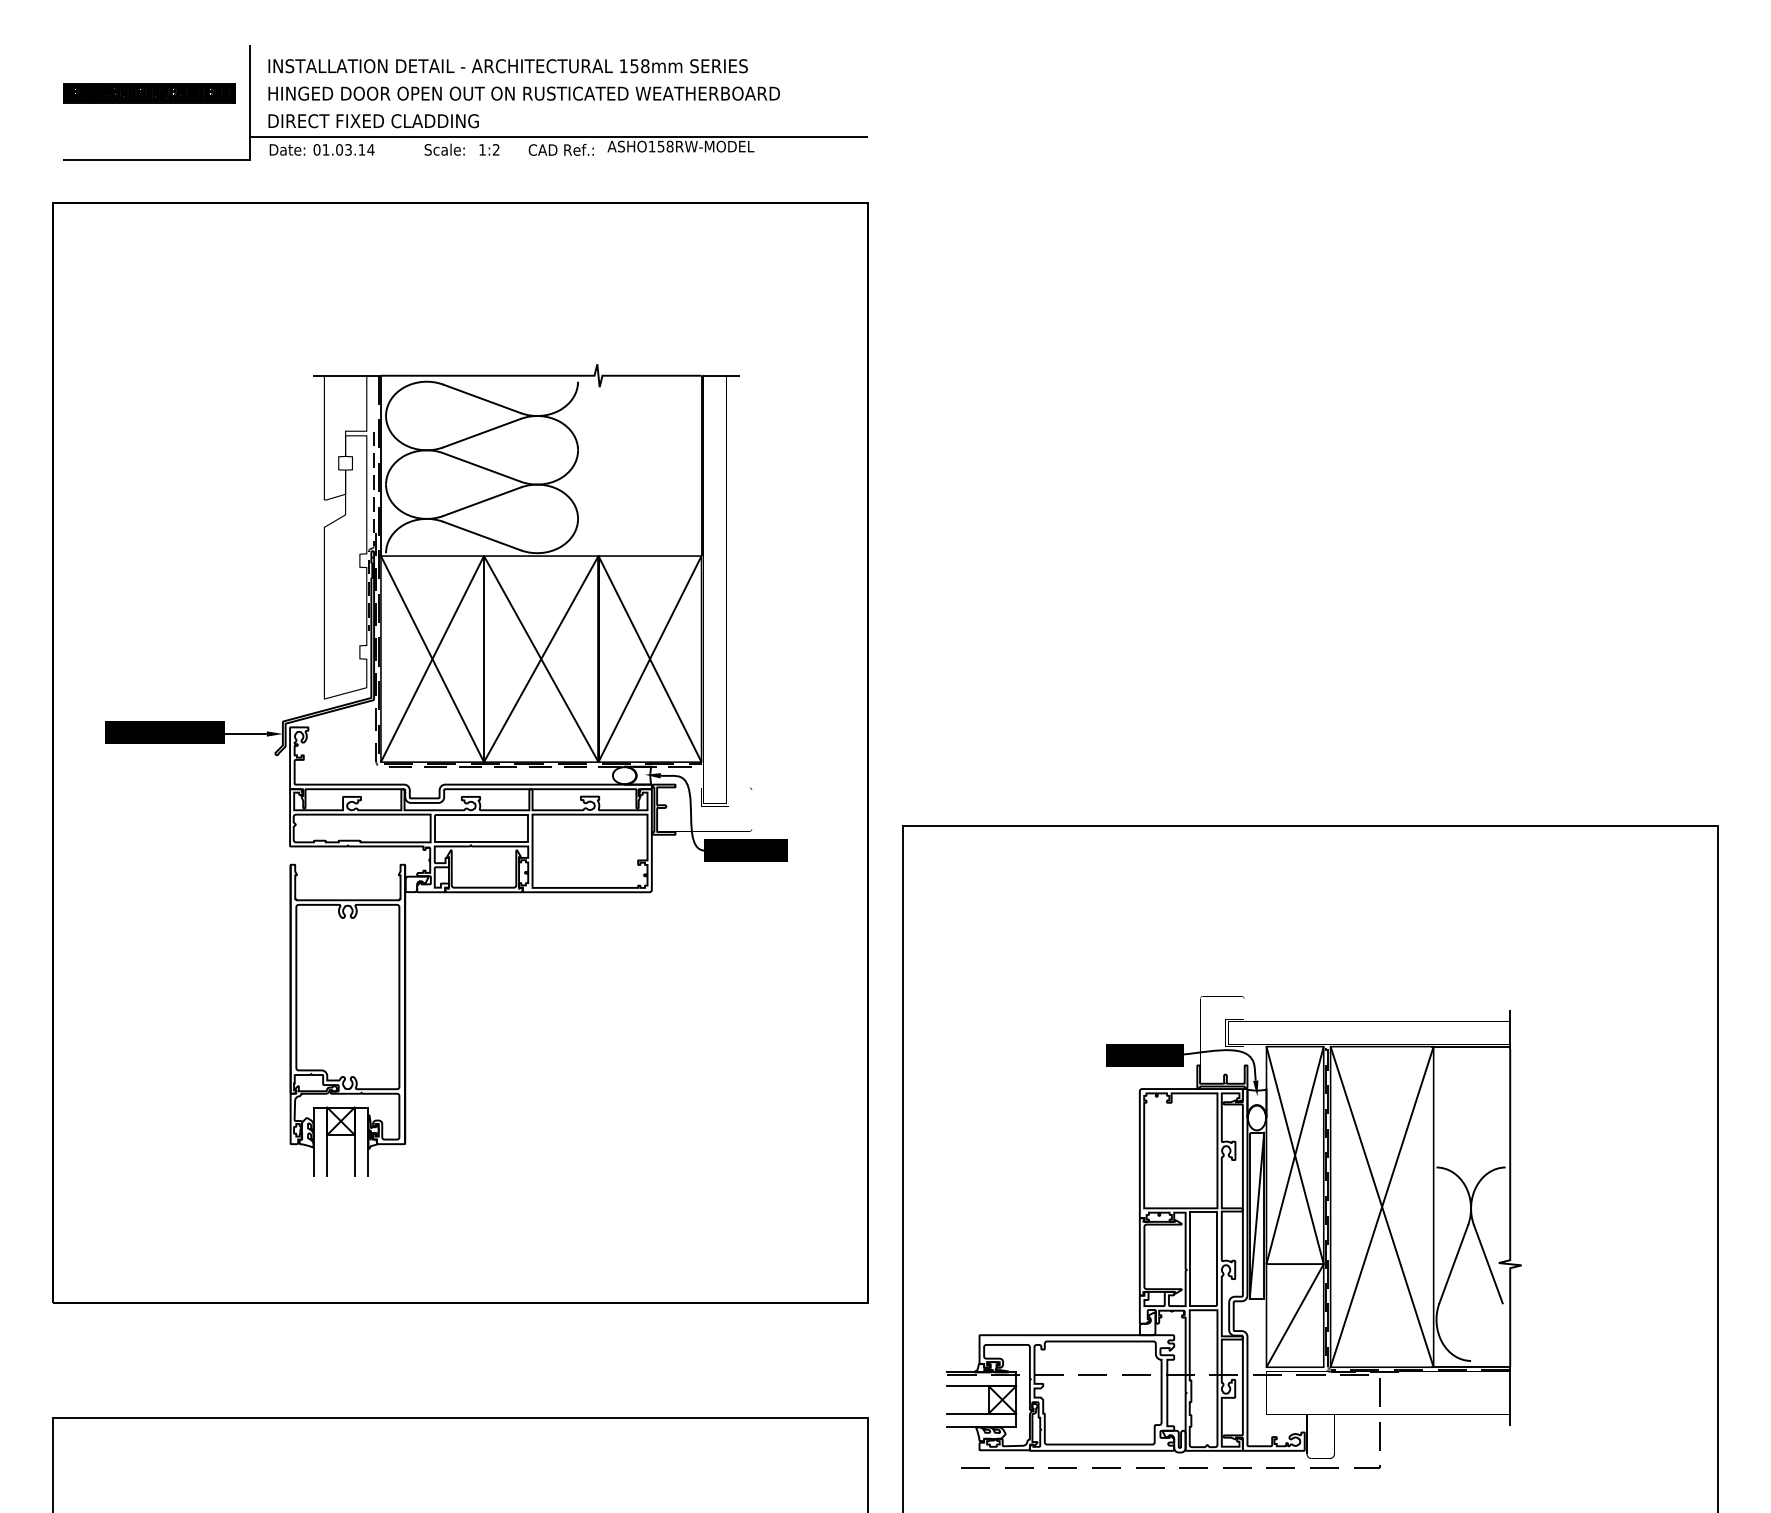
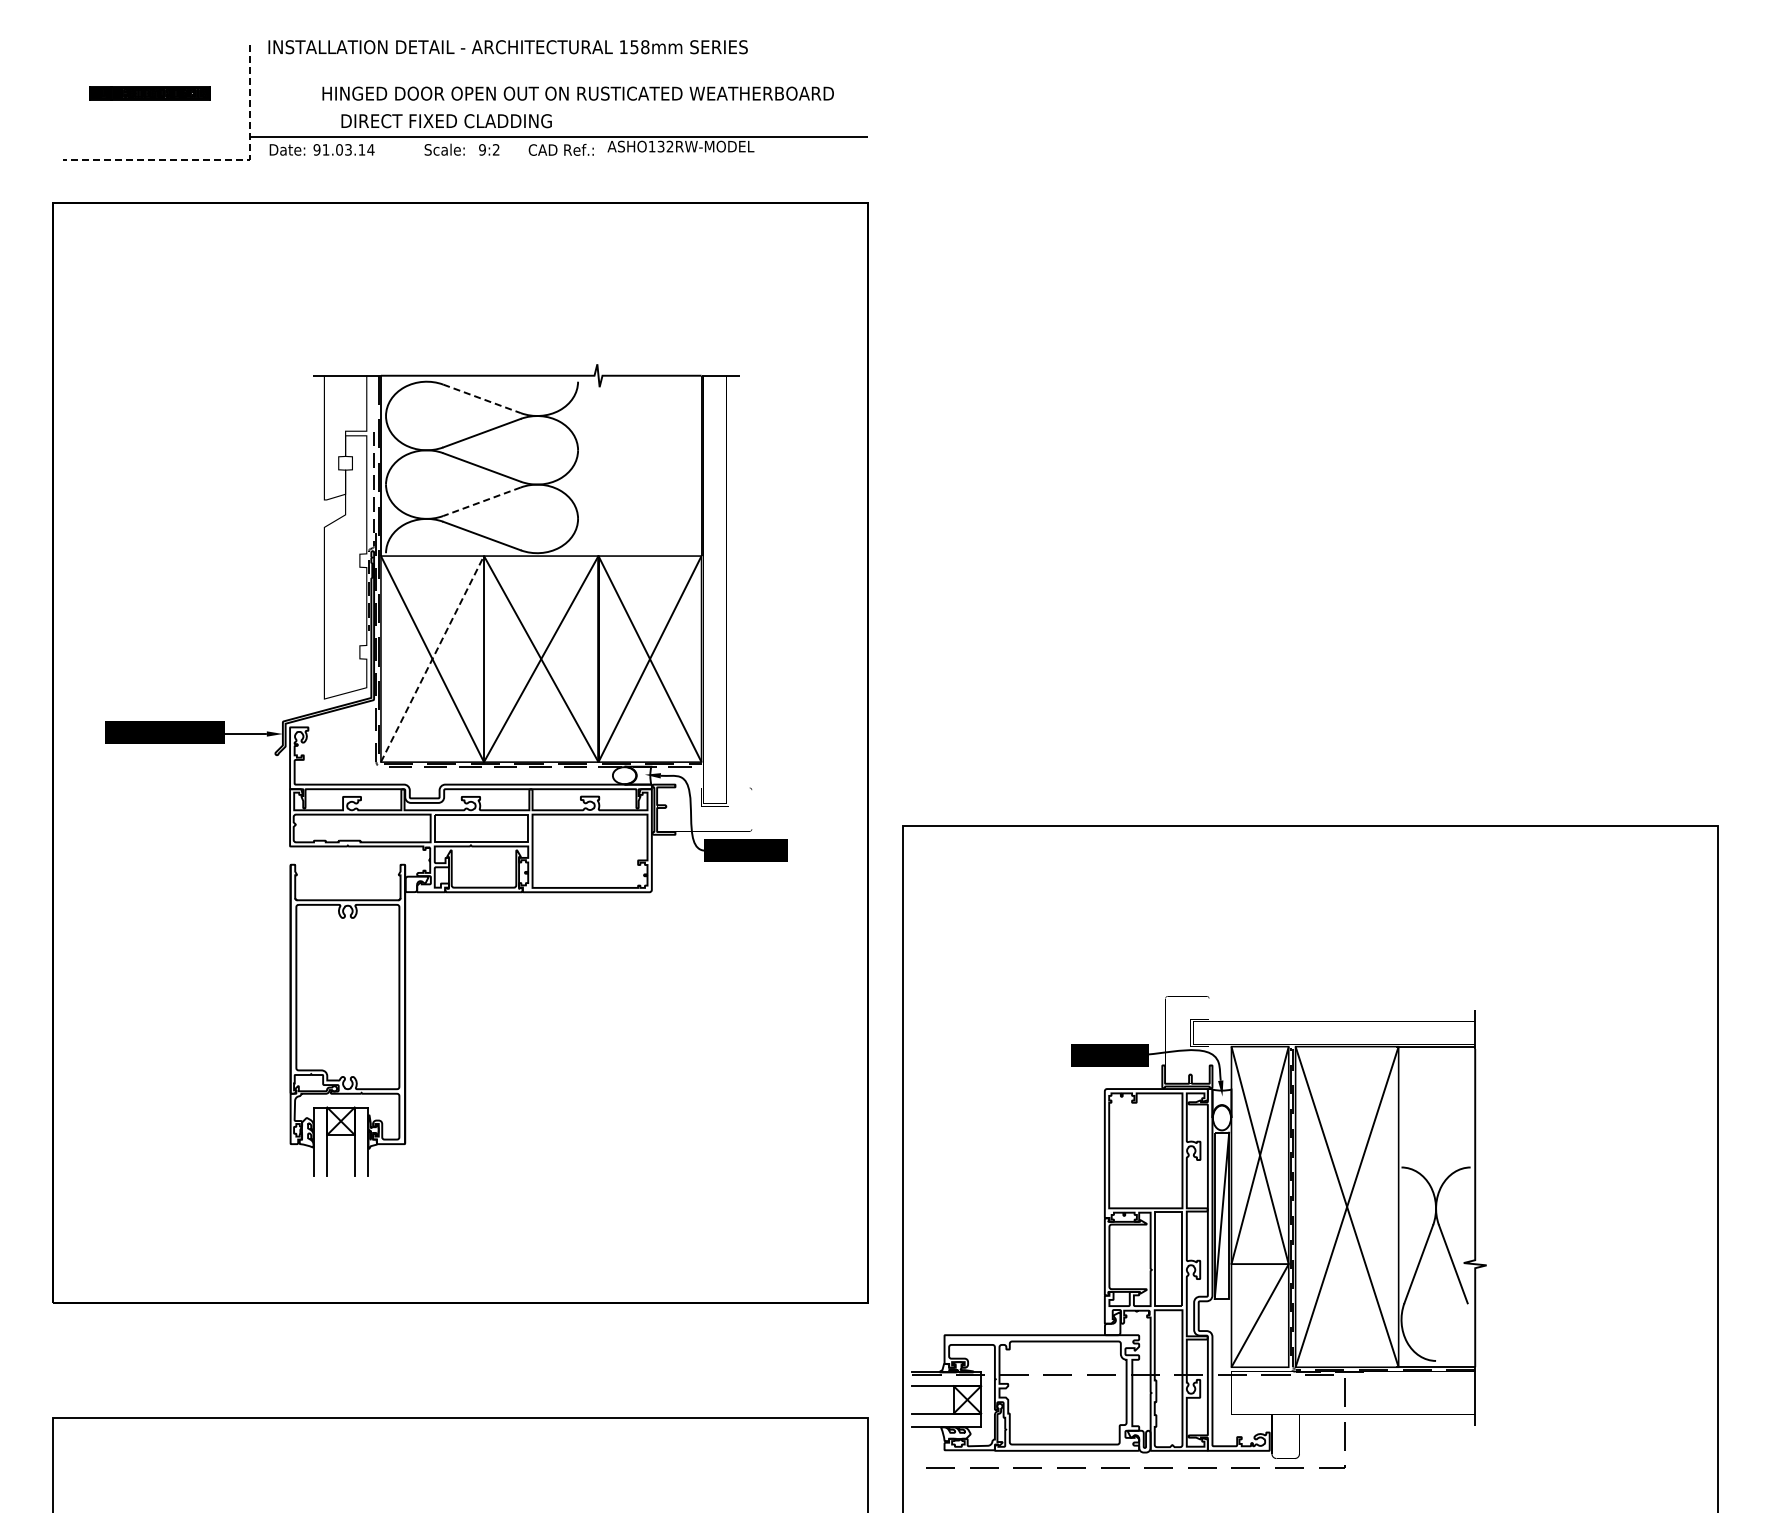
text position: (507, 66) -> (507, 47) (507, 47)
part size: 173x21 px -> 122x15 px (149, 93)
text position: (523, 93) -> (577, 93) (577, 93)
text position: (373, 121) -> (446, 121) (446, 121)
text: ASHO158RW-MODEL -> ASHO132RW-MODEL (665, 146)
text: 01.03.14 -> 91.03.14 (316, 149)
text: 1:2 -> 9:2 (482, 149)
line: solid -> dashed (214, 159)
line: solid -> dashed (482, 399)
line: solid -> dashed (481, 501)
line: solid -> dashed (432, 658)
part position: (1233, 1232) -> (1198, 1232) (1198, 1232)
